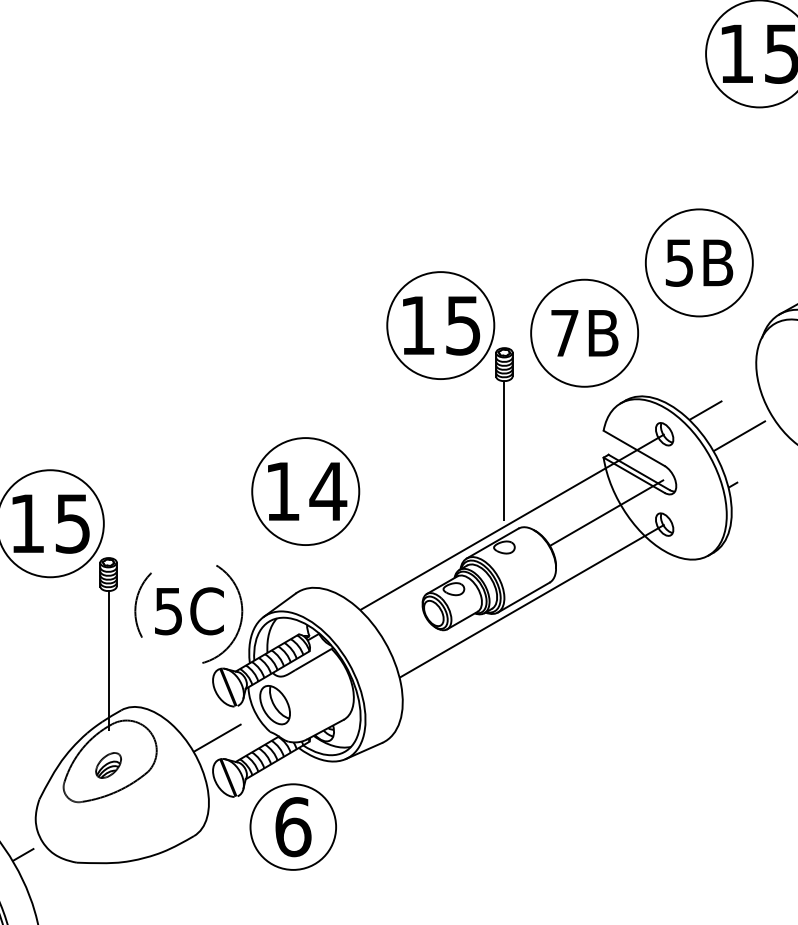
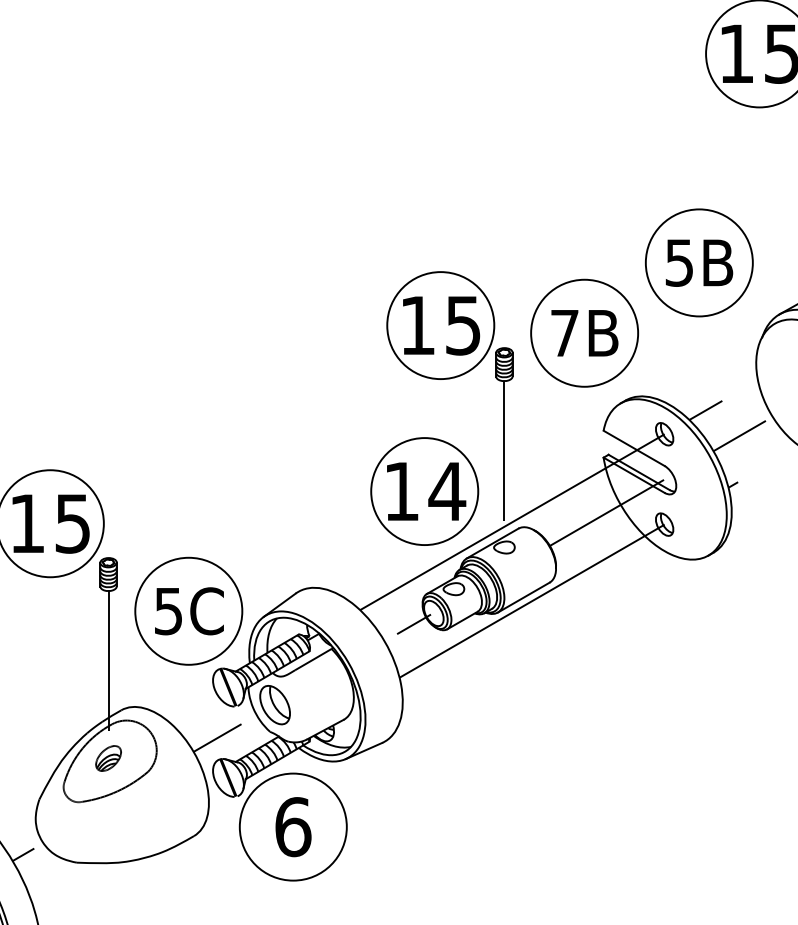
part position: (305, 491) -> (424, 491) (424, 491)
circle: dashed -> solid (188, 610)
line: none -> present (413, 624)
part position: (108, 765) -> (108, 758) (108, 758)
circle diameter: 86 px -> 107 px (292, 826)
